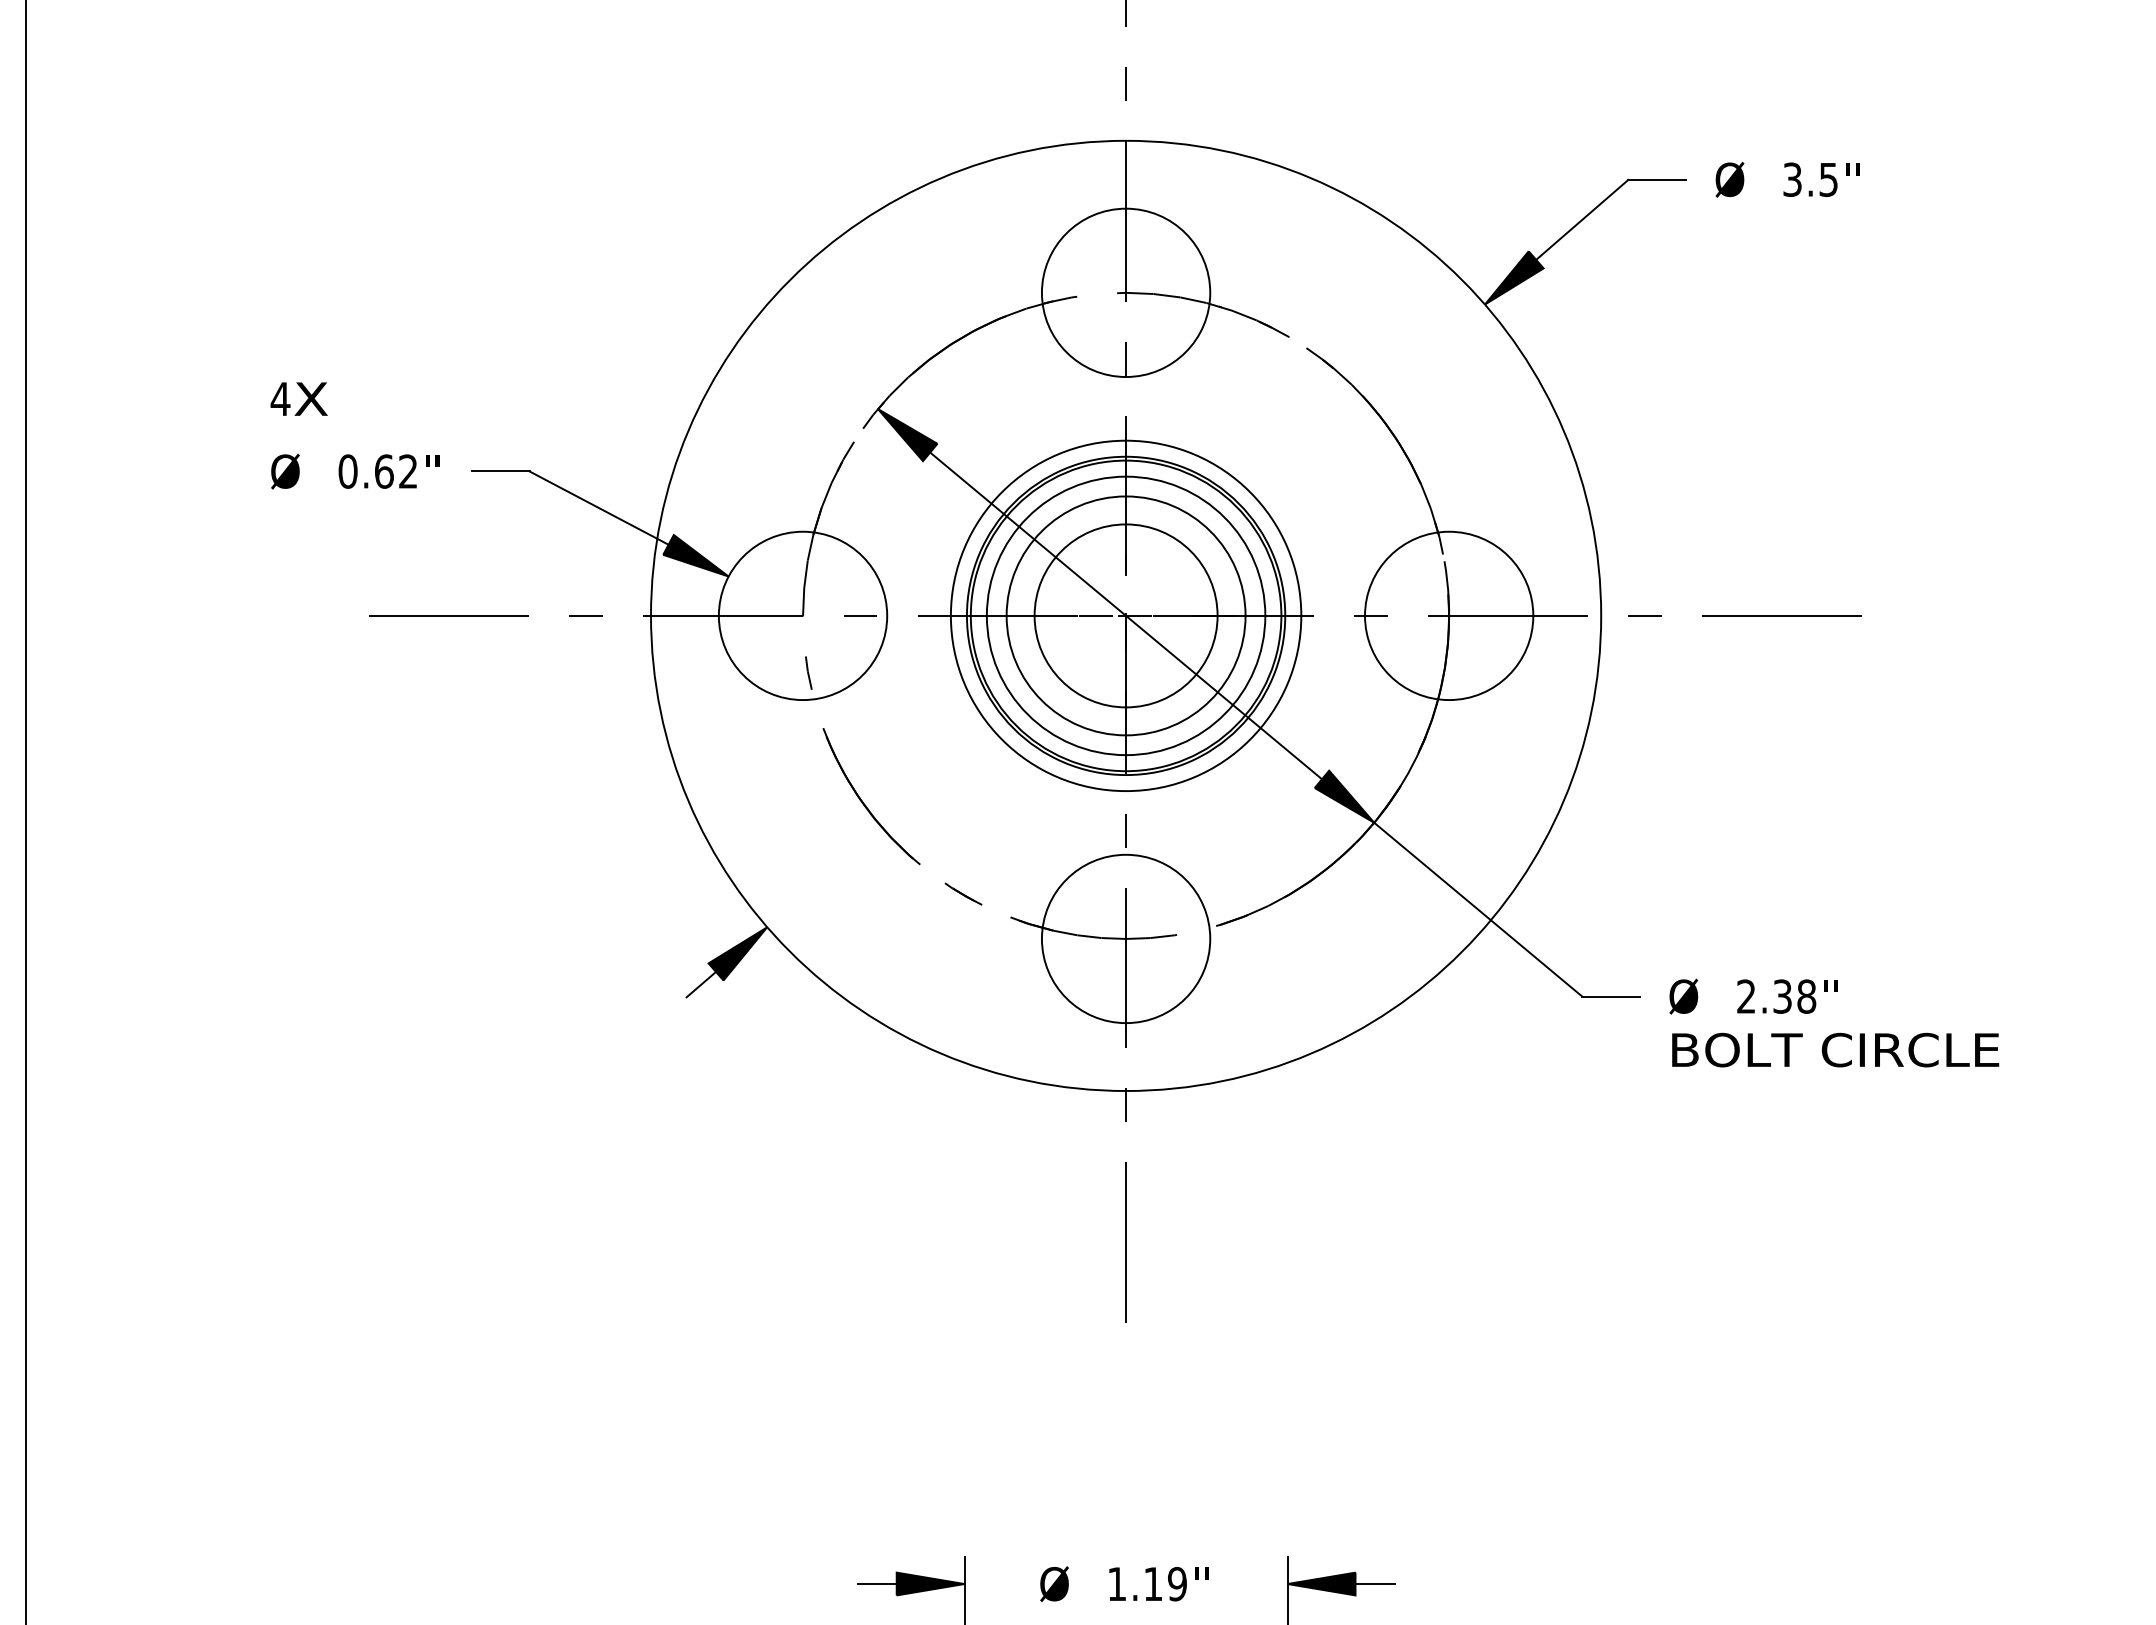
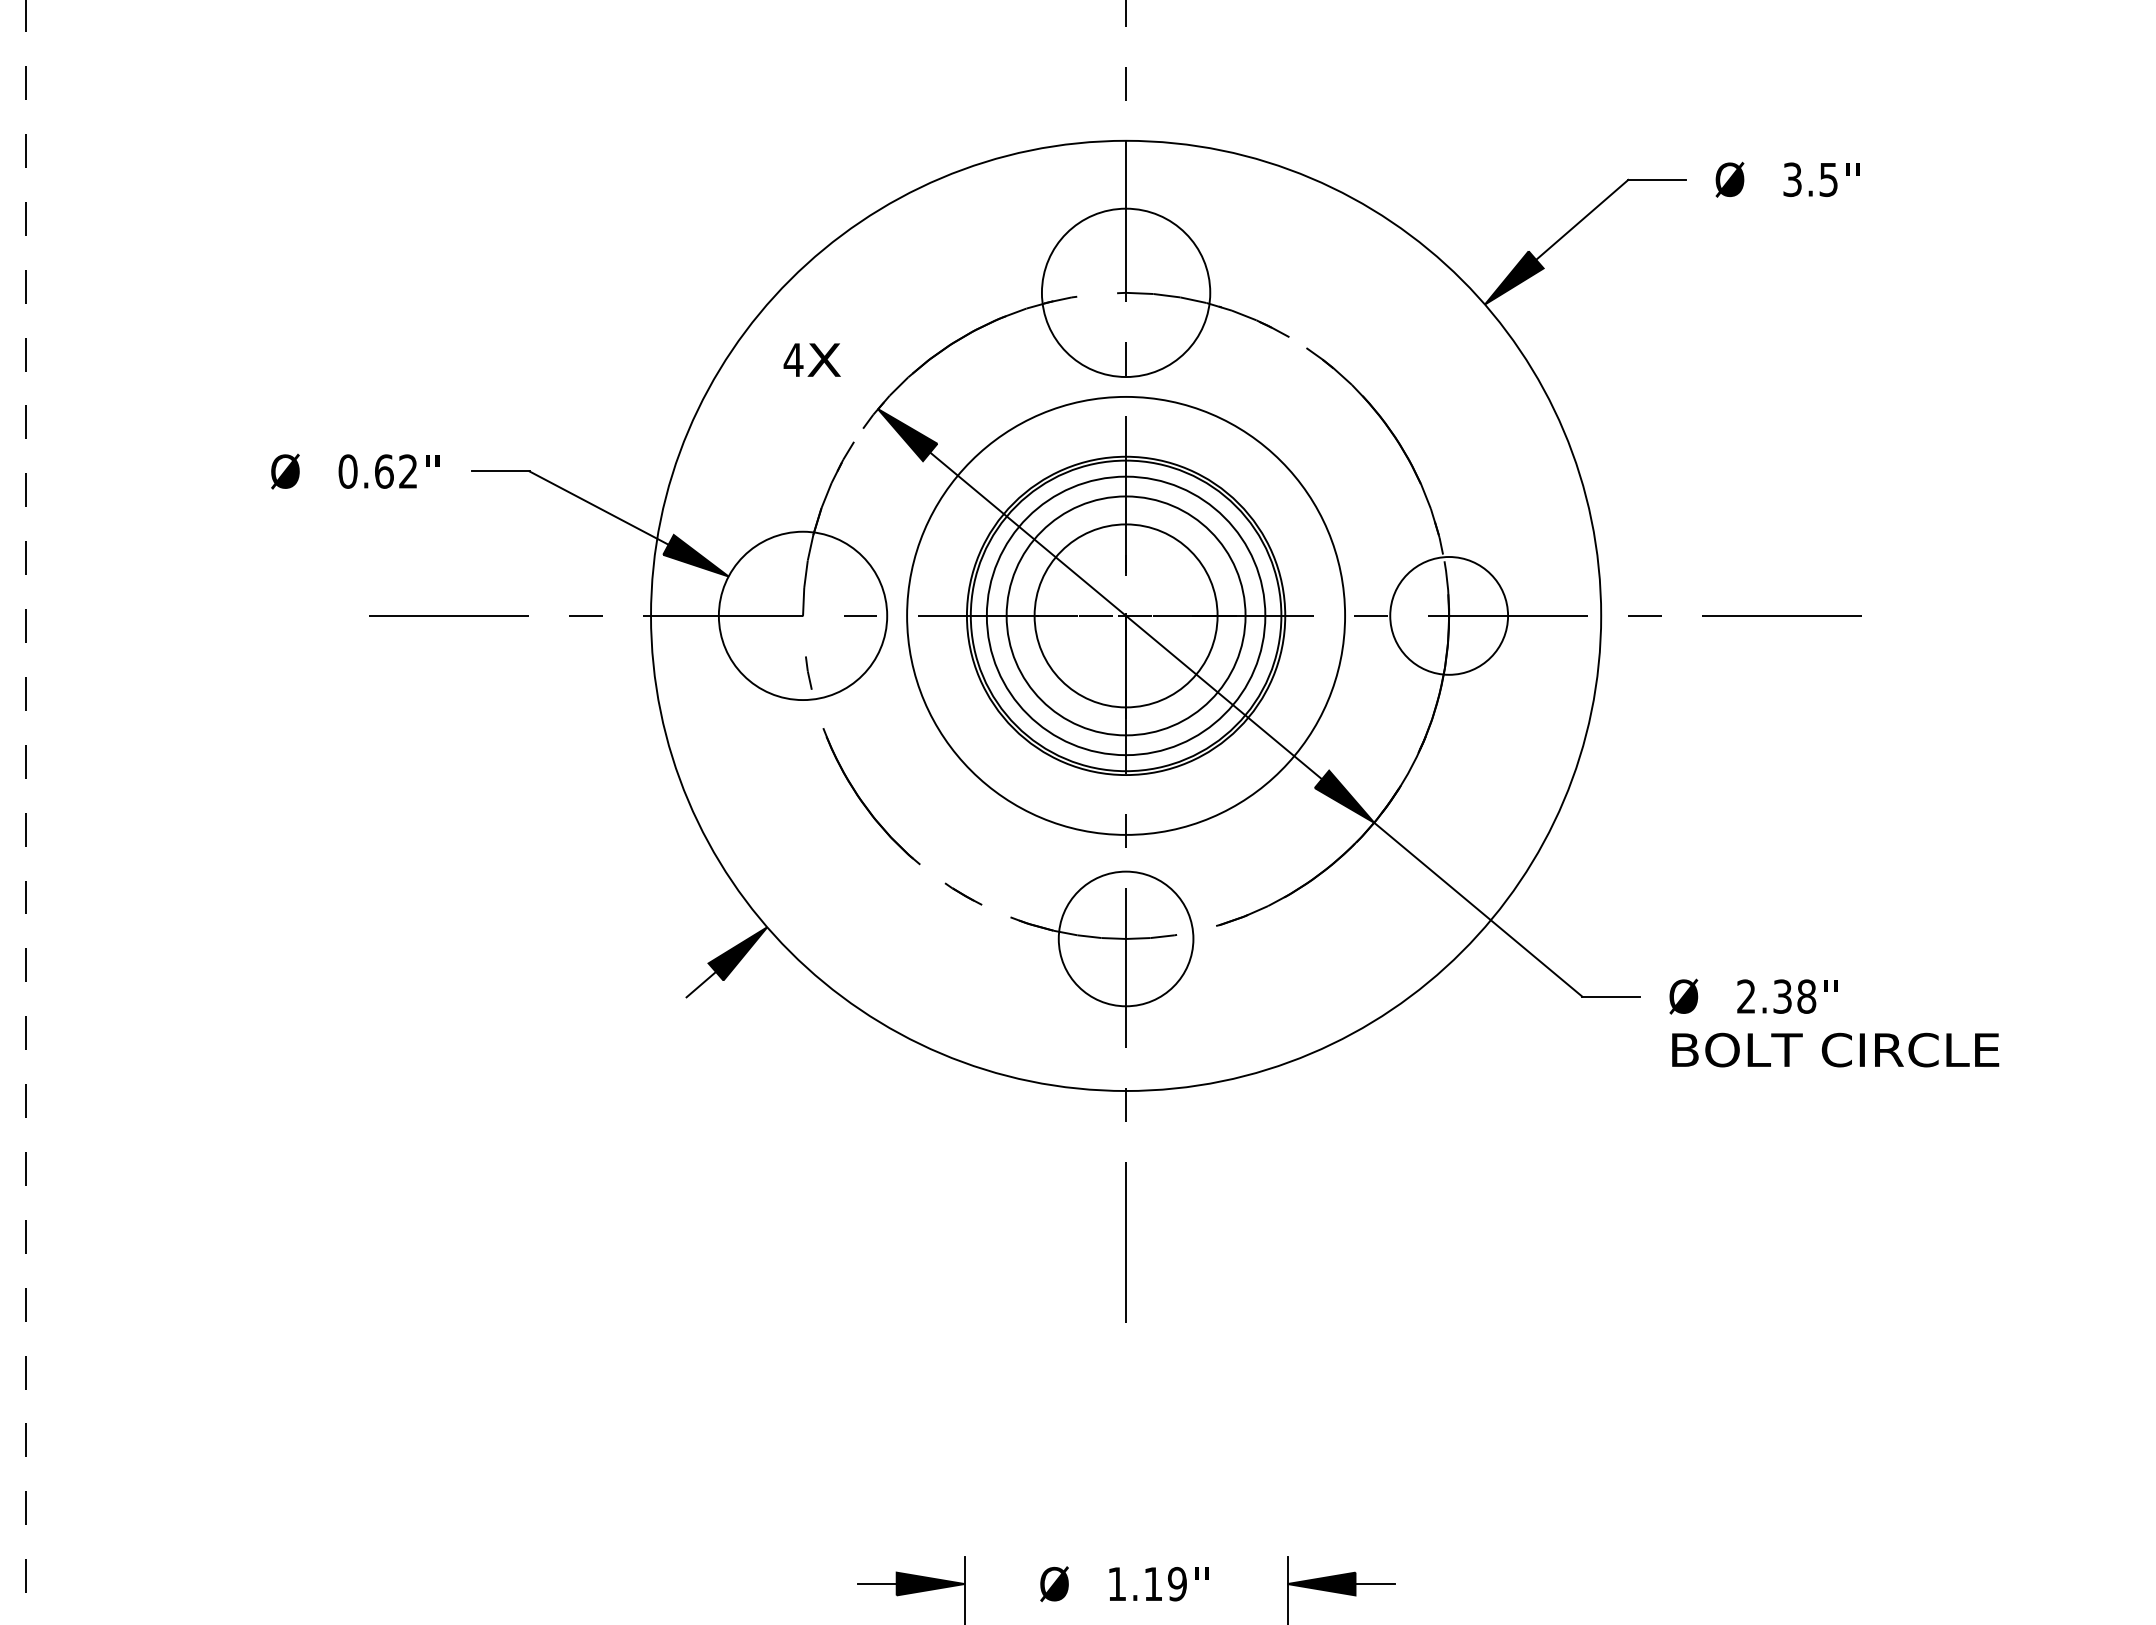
text position: (298, 398) -> (811, 359) (811, 359)
circle diameter: 350 px -> 438 px (1126, 615)
circle diameter: 168 px -> 118 px (1449, 615)
line: solid -> dashed (26, 812)
circle diameter: 168 px -> 135 px (1125, 938)
